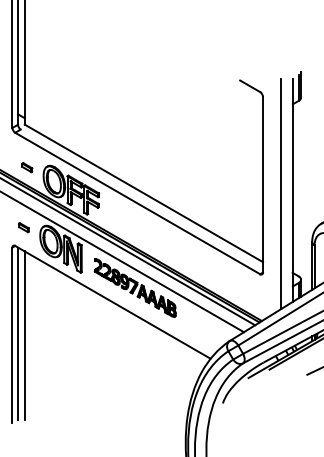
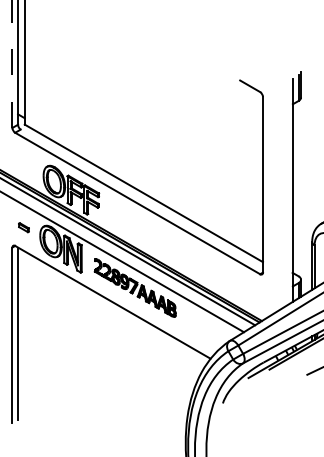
line: solid -> dashed (12, 64)
part: present -> none (27, 167)
line: present -> none (281, 193)
line: present -> none (24, 335)
